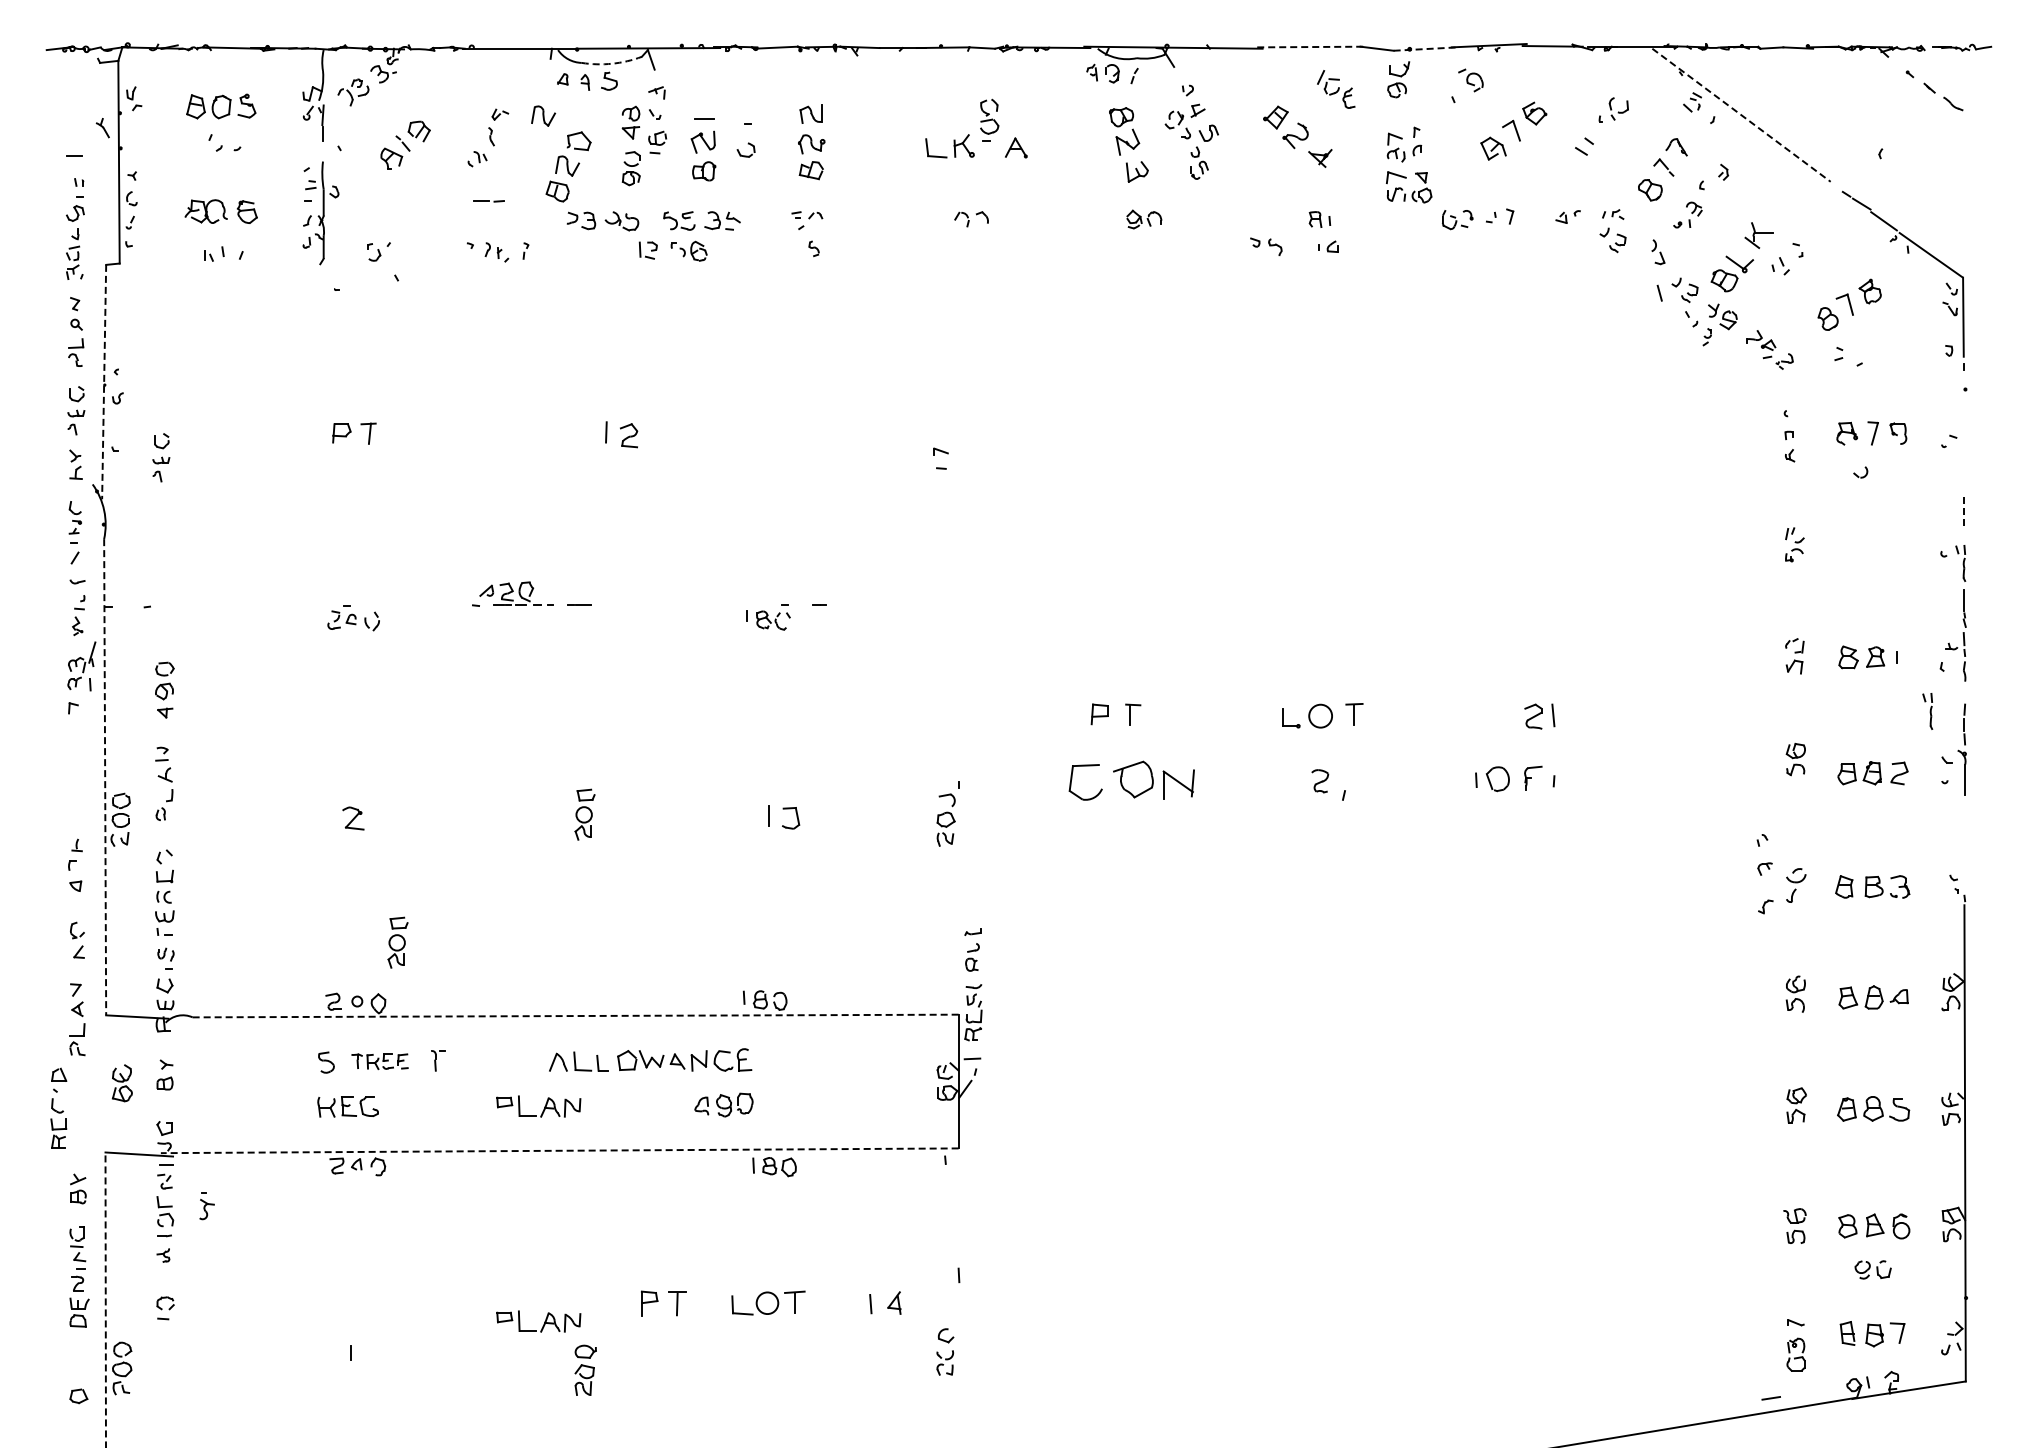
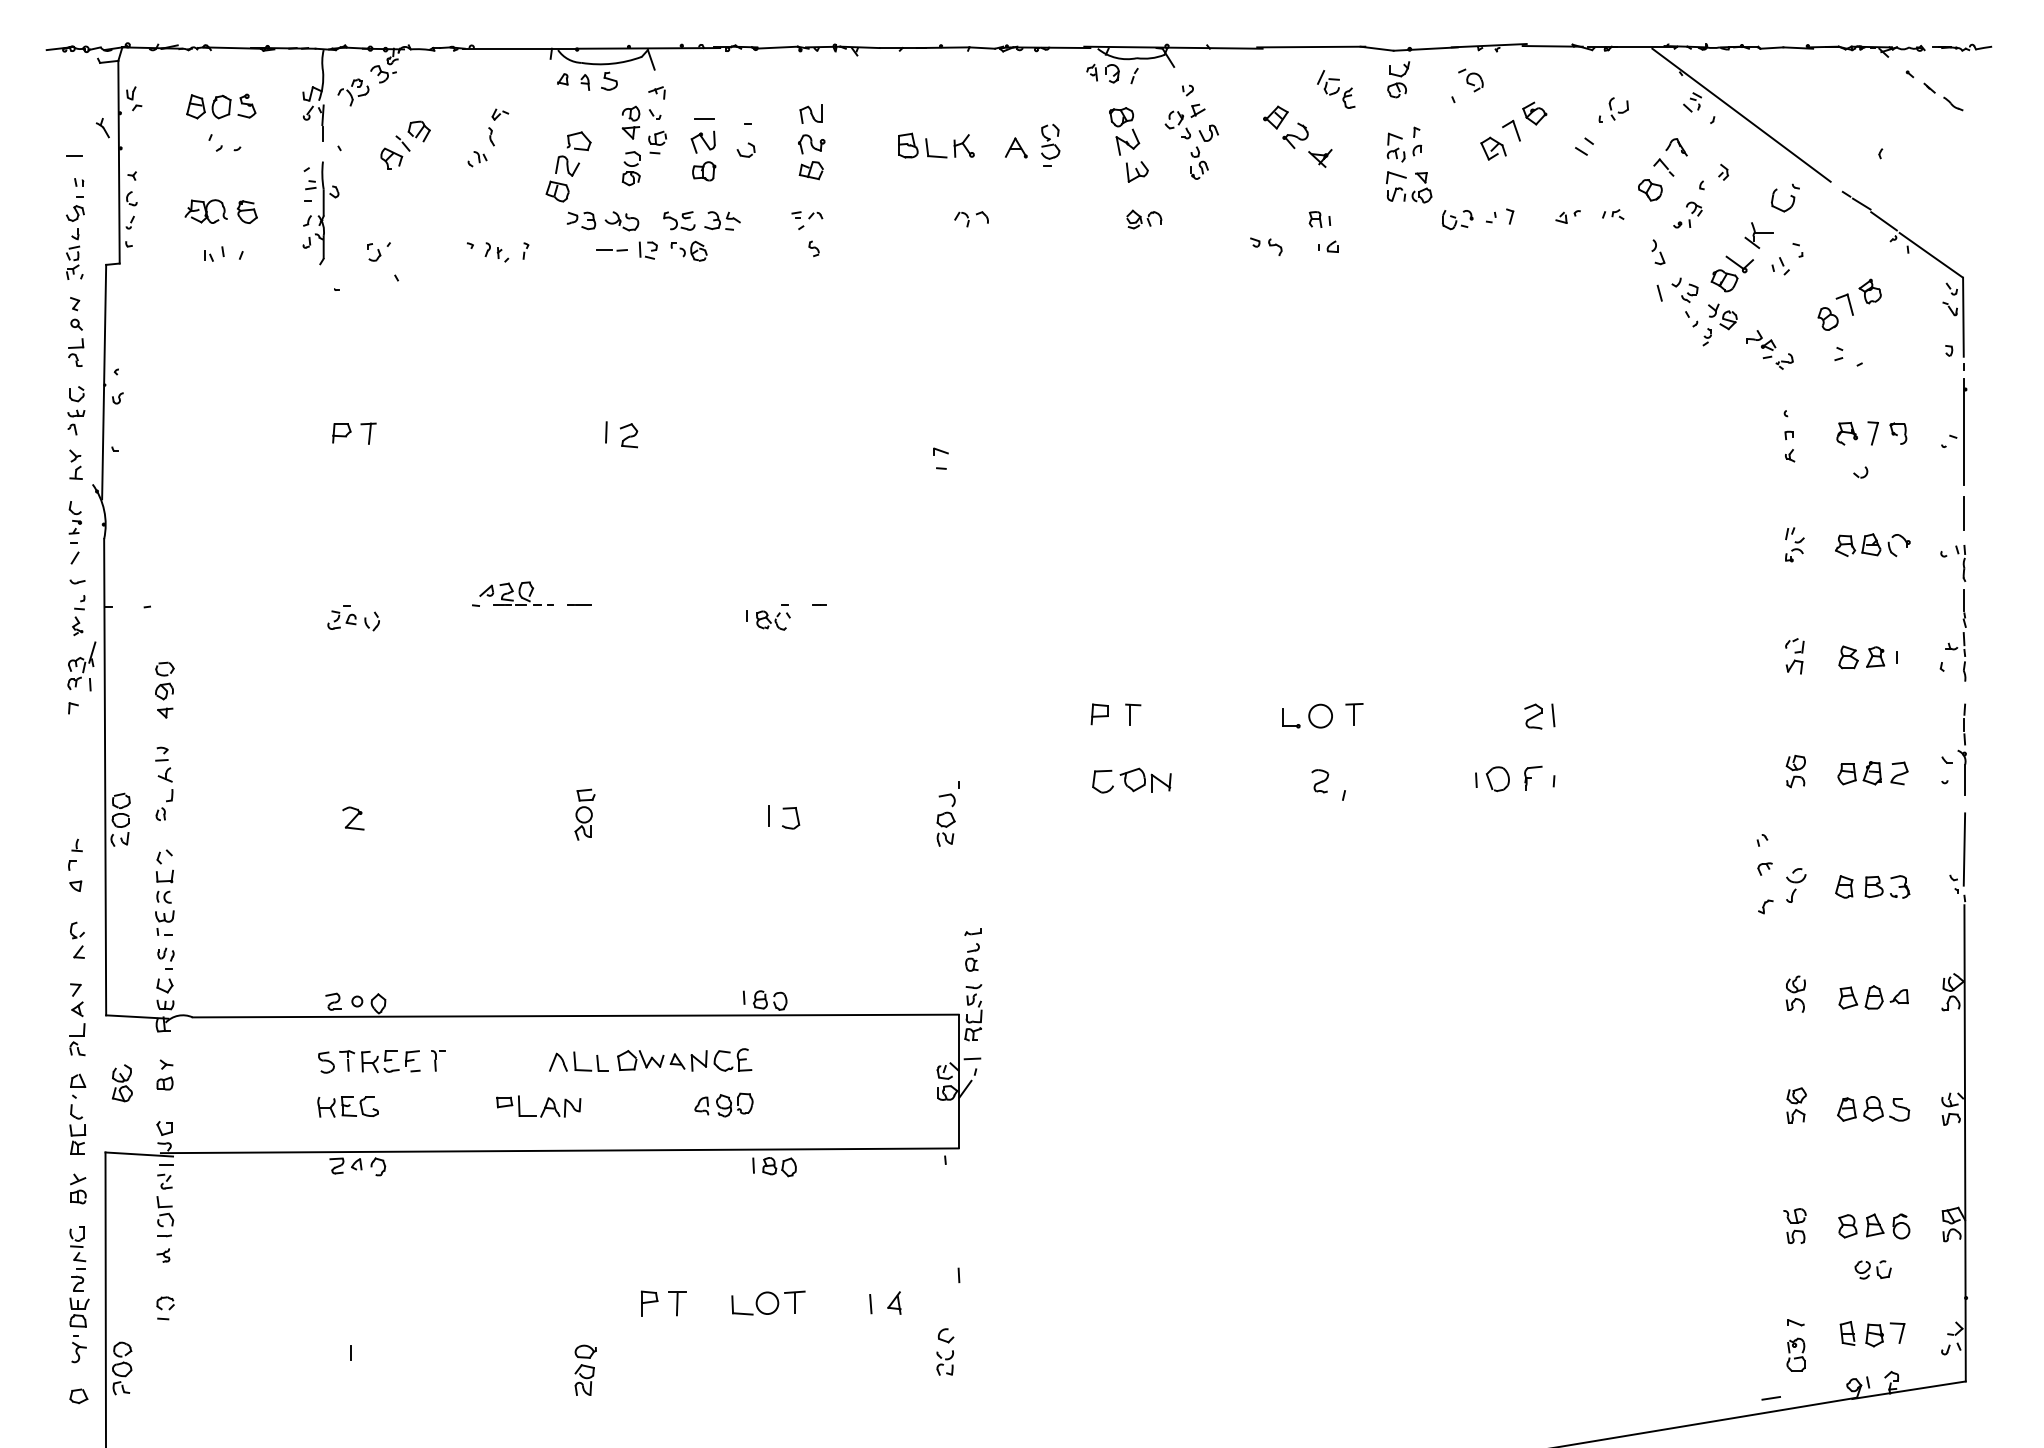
line: dashed -> solid (1311, 47)
line: dashed -> solid (1426, 49)
arc: dashed -> solid (612, 63)
part: present -> none (543, 115)
line: dashed -> solid (1741, 115)
part position: (989, 119) -> (1050, 144) (1050, 144)
part: none -> present (908, 145)
part: none -> present (1785, 197)
line position: (488, 201) -> (611, 250) (611, 250)
part: present -> none (1612, 240)
line: dashed -> solid (104, 382)
line: none -> present (1964, 432)
part: present -> none (161, 457)
line: dashed -> solid (1964, 513)
part: none -> present (1872, 545)
part: present -> none (1927, 711)
part position: (1795, 759) -> (1795, 771) (1795, 771)
line: dashed -> solid (105, 777)
part size: 127x41 px -> 80x27 px (1131, 780)
line: none -> present (1964, 849)
part: present -> none (397, 942)
line: dashed -> solid (576, 1016)
part size: 58x18 px -> 82x24 px (379, 1061)
part position: (58, 1107) -> (77, 1113) (77, 1113)
line: dashed -> solid (559, 1150)
part position: (206, 1206) -> (78, 1349) (78, 1349)
line: dashed -> solid (105, 1299)
part: present -> none (538, 1321)
